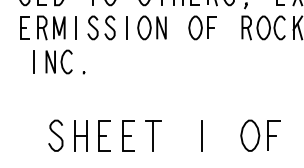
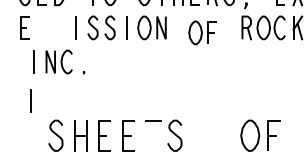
part: present -> none (51, 27)
part position: (202, 27) -> (202, 32) (202, 32)
line: none -> present (30, 100)
curve: none -> present (174, 134)
line: present -> none (153, 135)
line: present -> none (201, 135)
